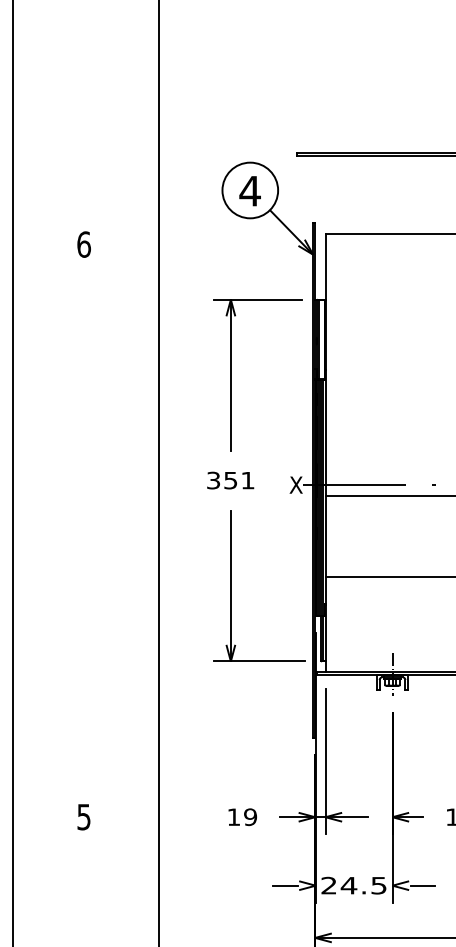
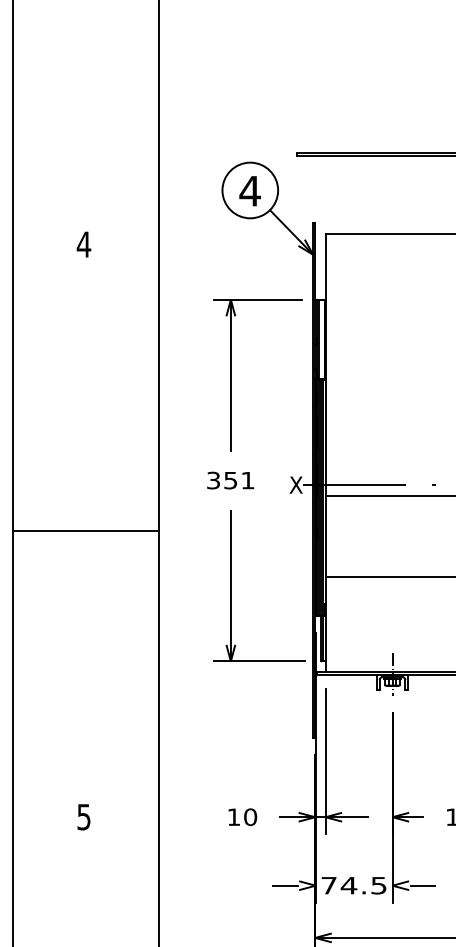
text: 6 -> 4 (83, 244)
line: none -> present (86, 530)
text: 19 -> 10 (250, 817)
text: 24.5 -> 74.5 (328, 885)
